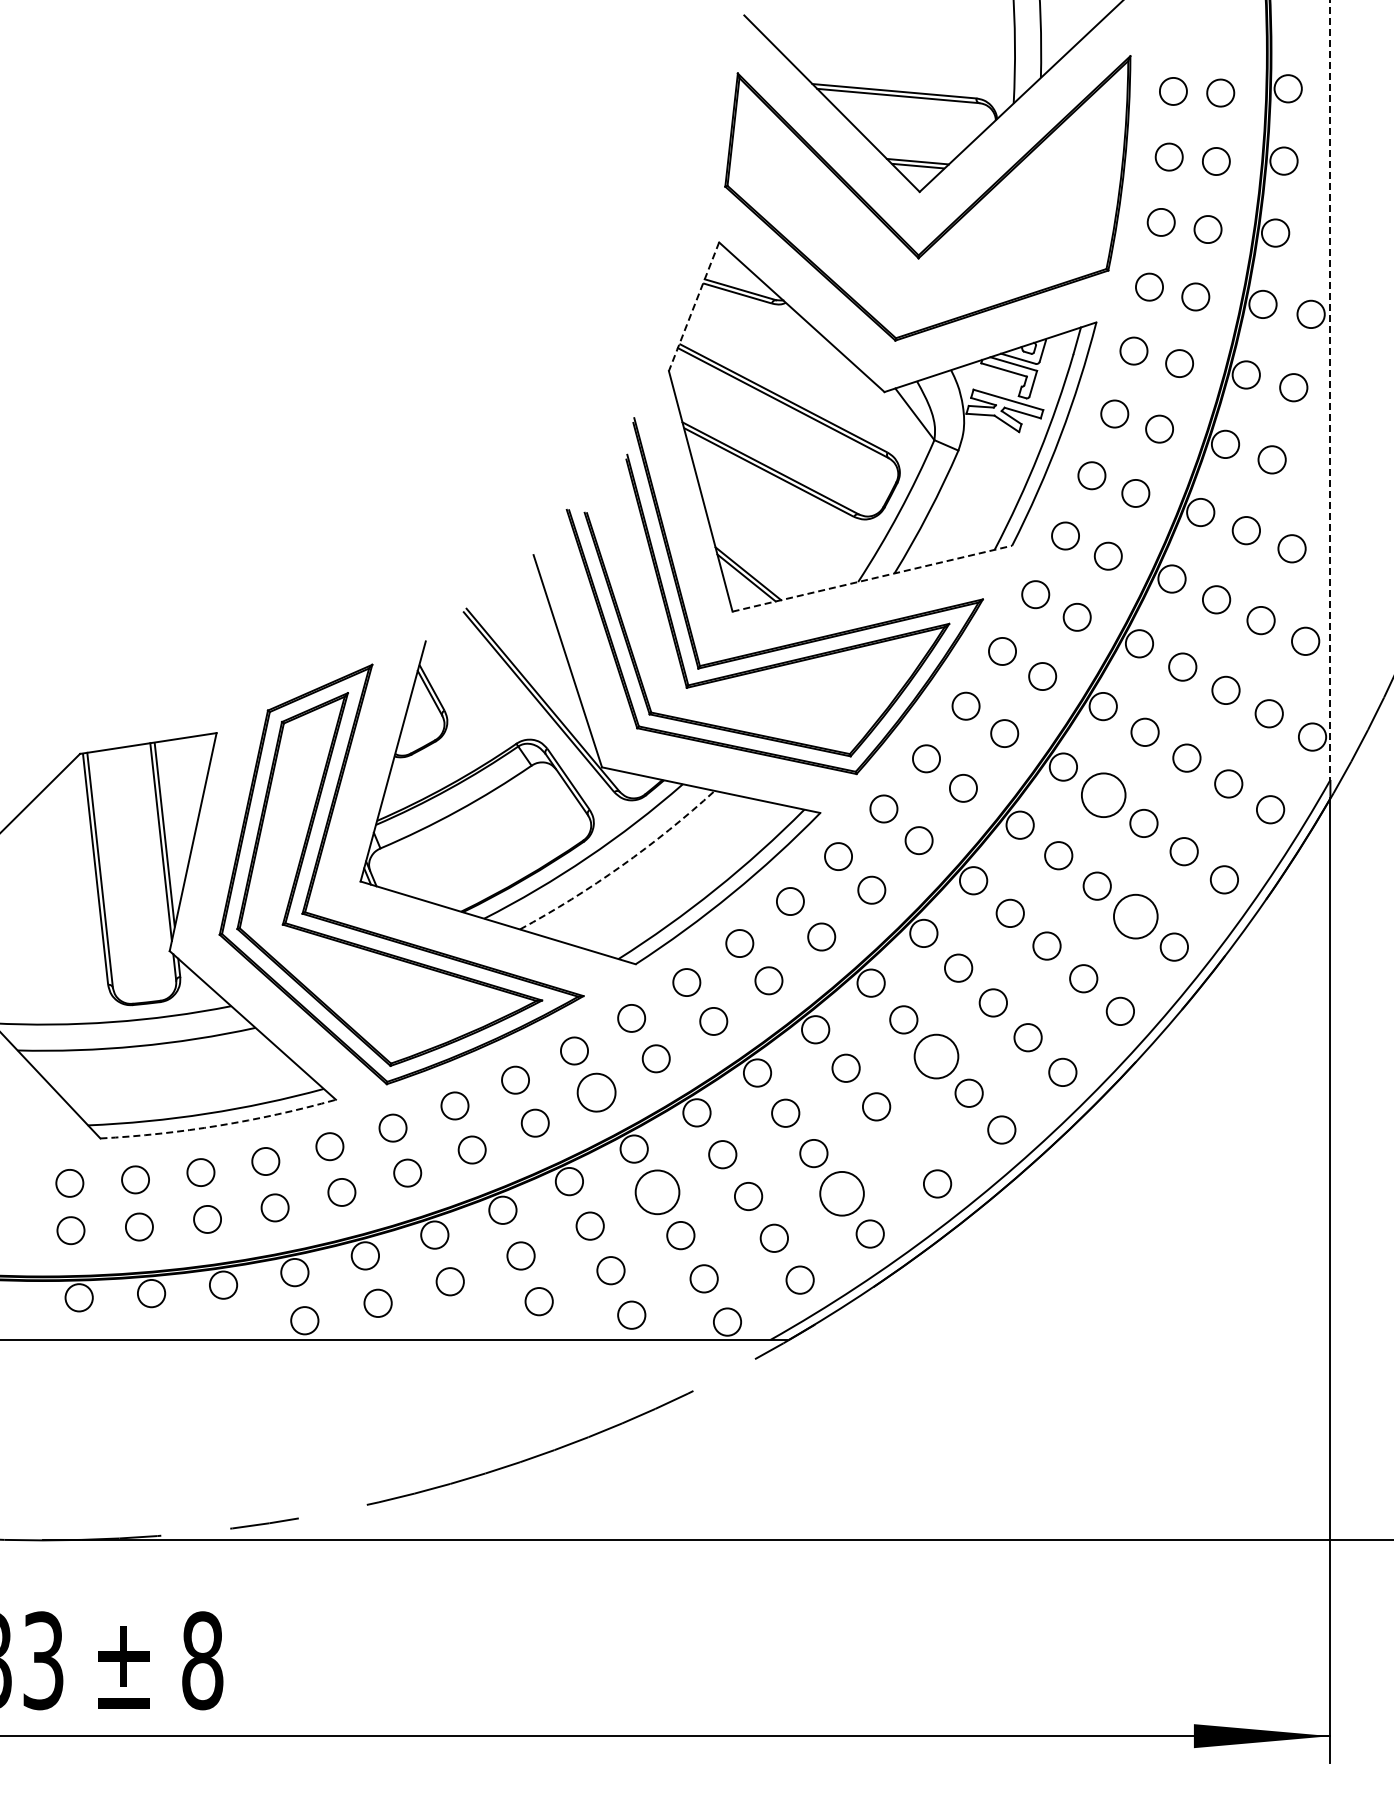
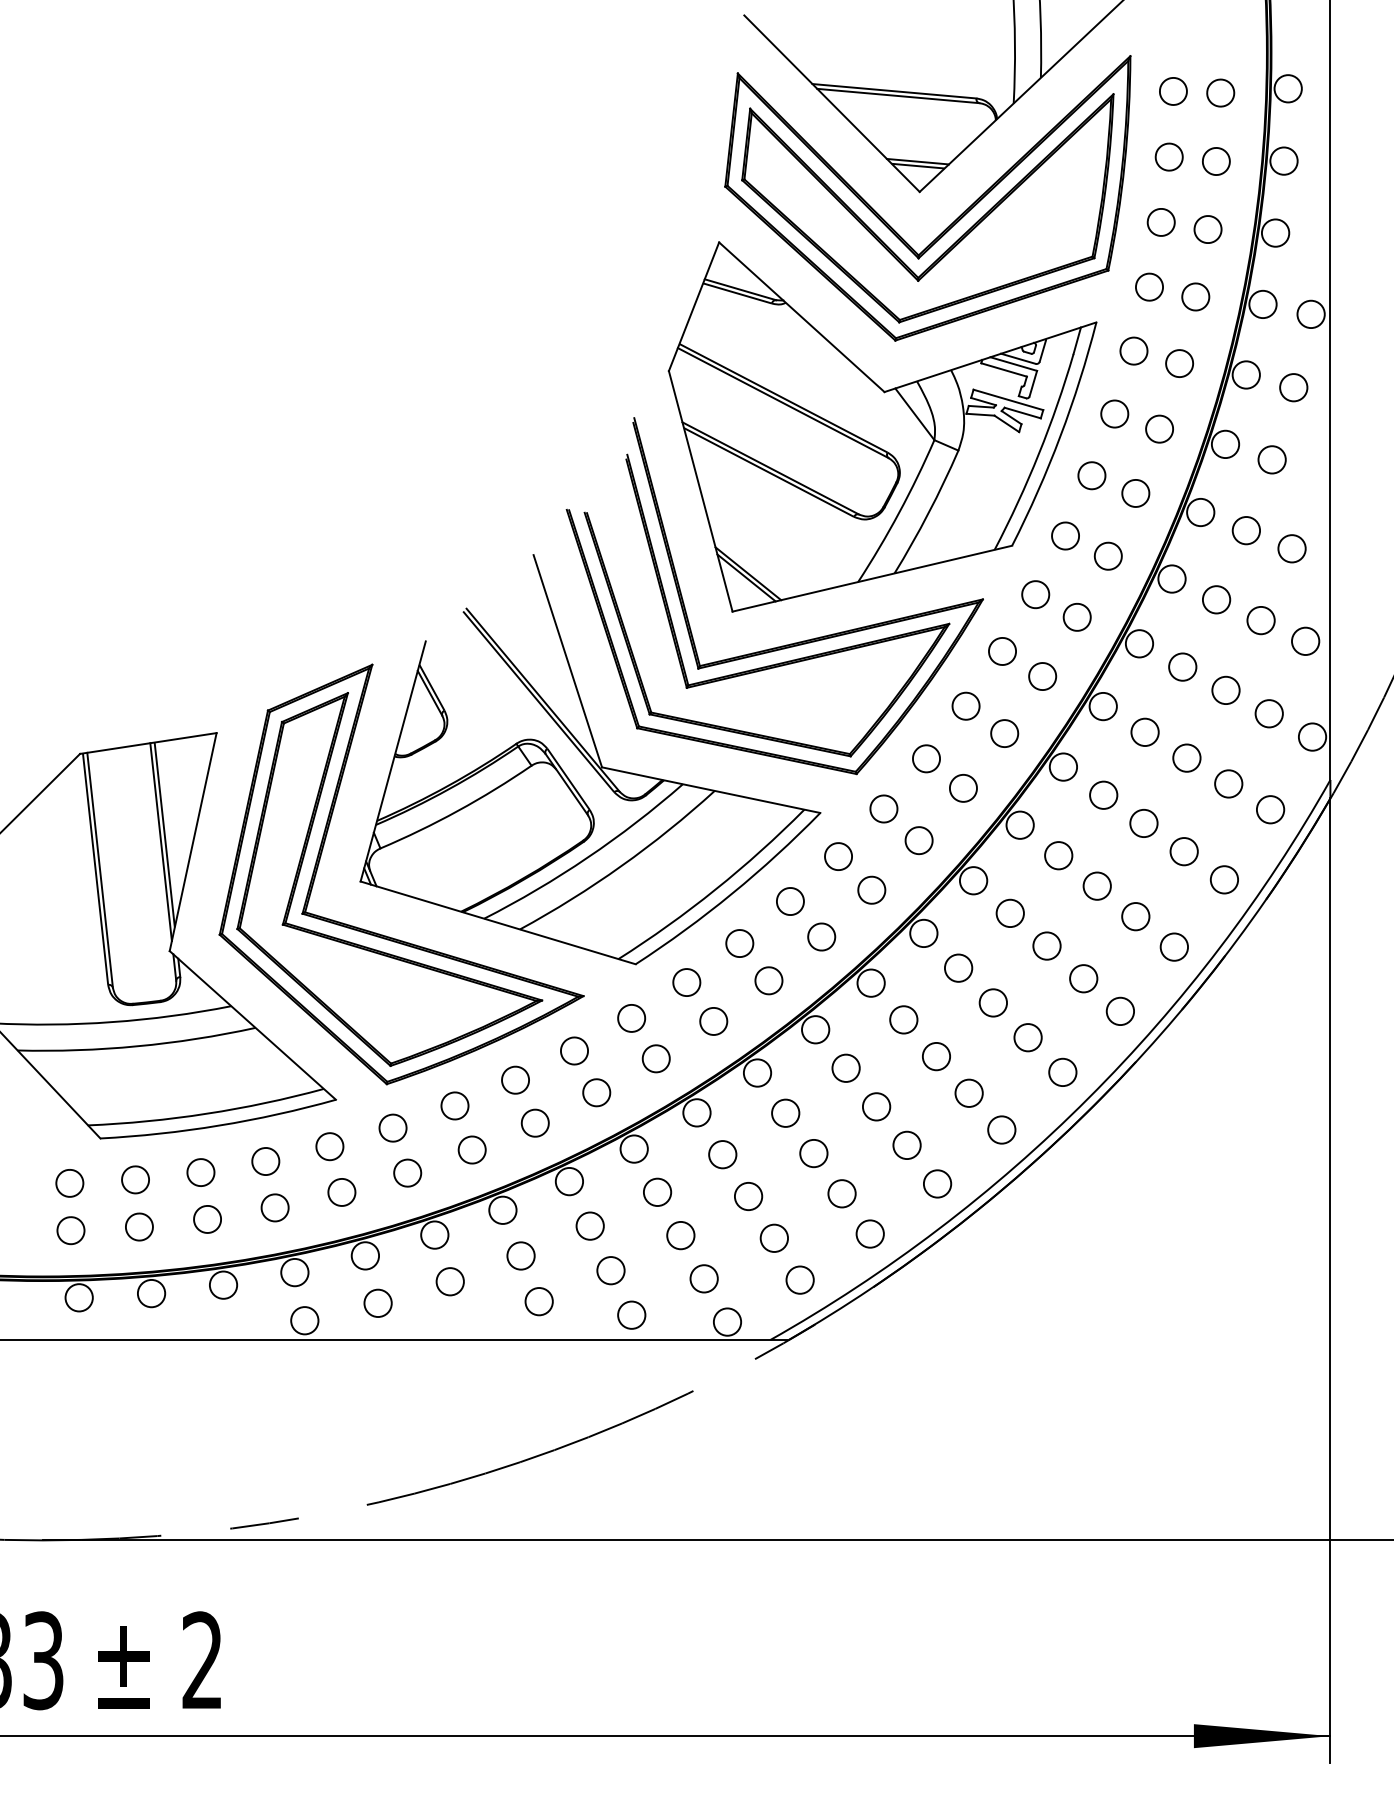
part: none -> present (958, 238)
line: dashed -> solid (693, 307)
line: dashed -> solid (1330, 390)
line: dashed -> solid (872, 578)
circle diameter: 44 px -> 27 px (1103, 794)
arc: dashed -> solid (621, 866)
circle diameter: 44 px -> 27 px (1135, 916)
circle diameter: 44 px -> 27 px (936, 1056)
part size: 41x41 px -> 30x30 px (596, 1092)
arc: dashed -> solid (219, 1125)
circle: none -> present (906, 1144)
circle diameter: 44 px -> 27 px (657, 1192)
circle diameter: 44 px -> 27 px (841, 1193)
text: 8 -> 2 (202, 1660)
